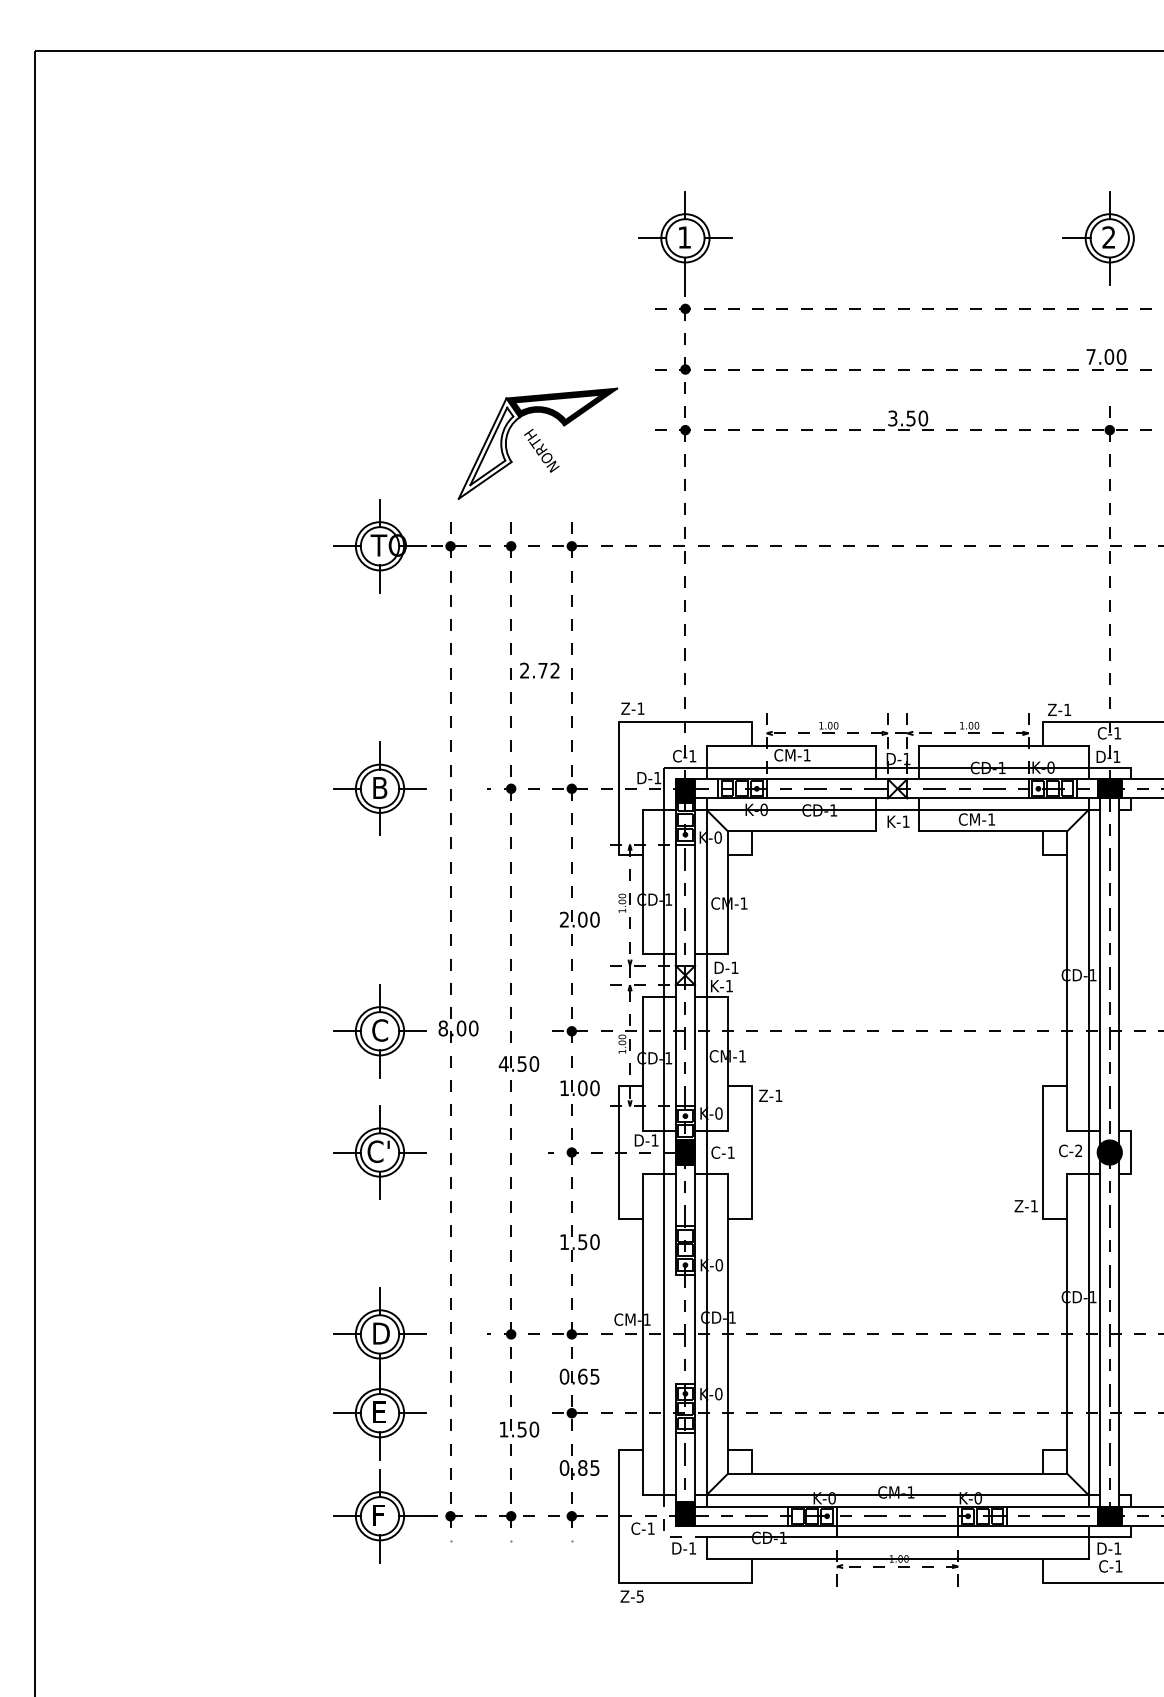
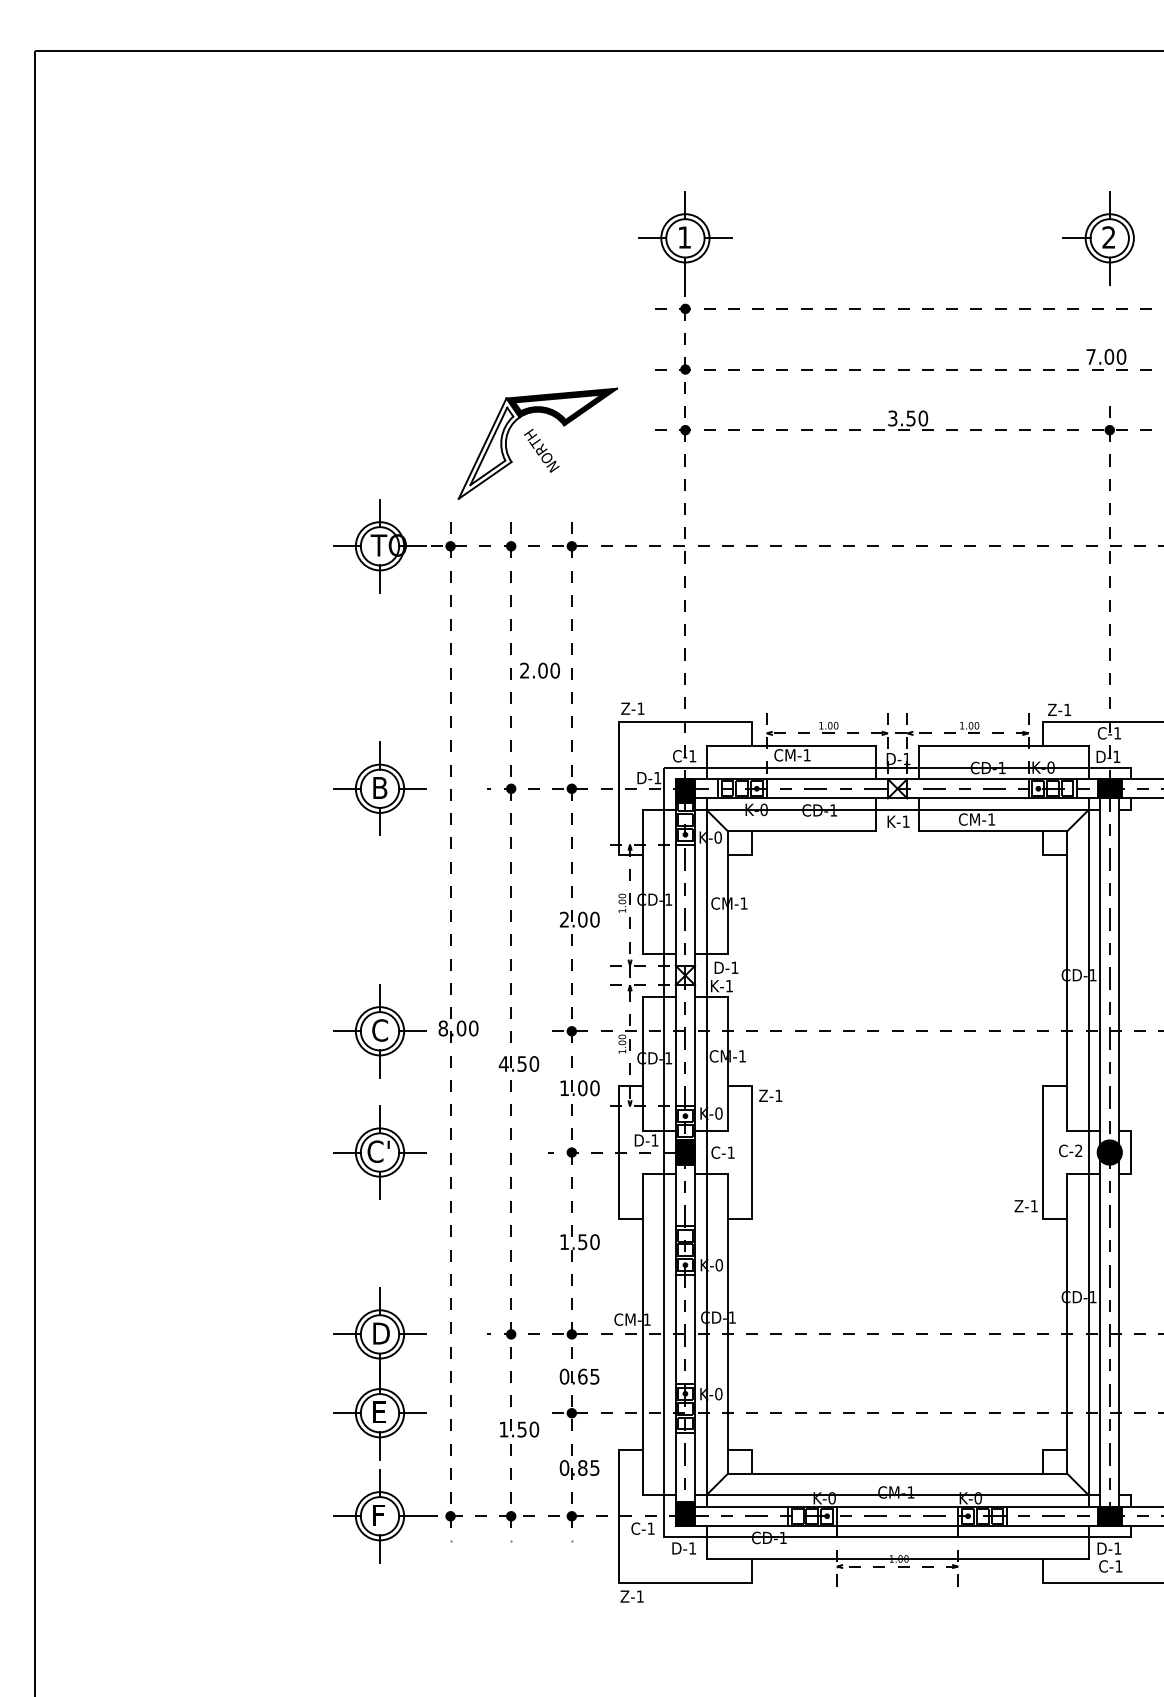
text: 2.72 -> 2.00 (548, 670)
line: none -> present (675, 1329)
line: dashed -> solid (670, 1537)
text: Z-5 -> Z-1 (639, 1596)
